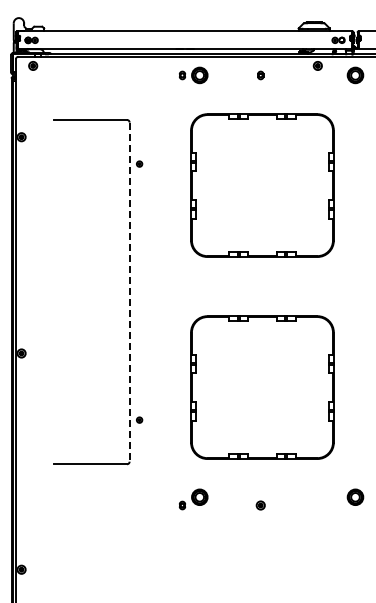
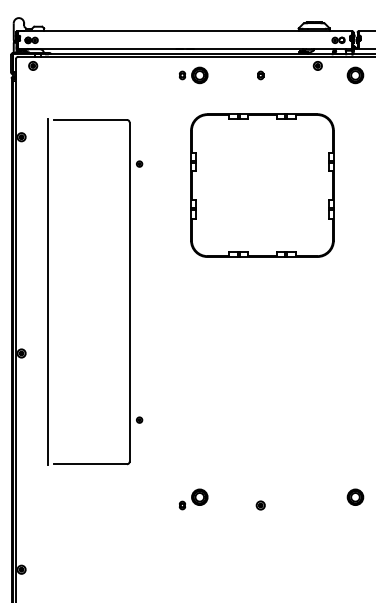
line: none -> present (48, 292)
line: dashed -> solid (129, 292)
part: present -> none (262, 387)
